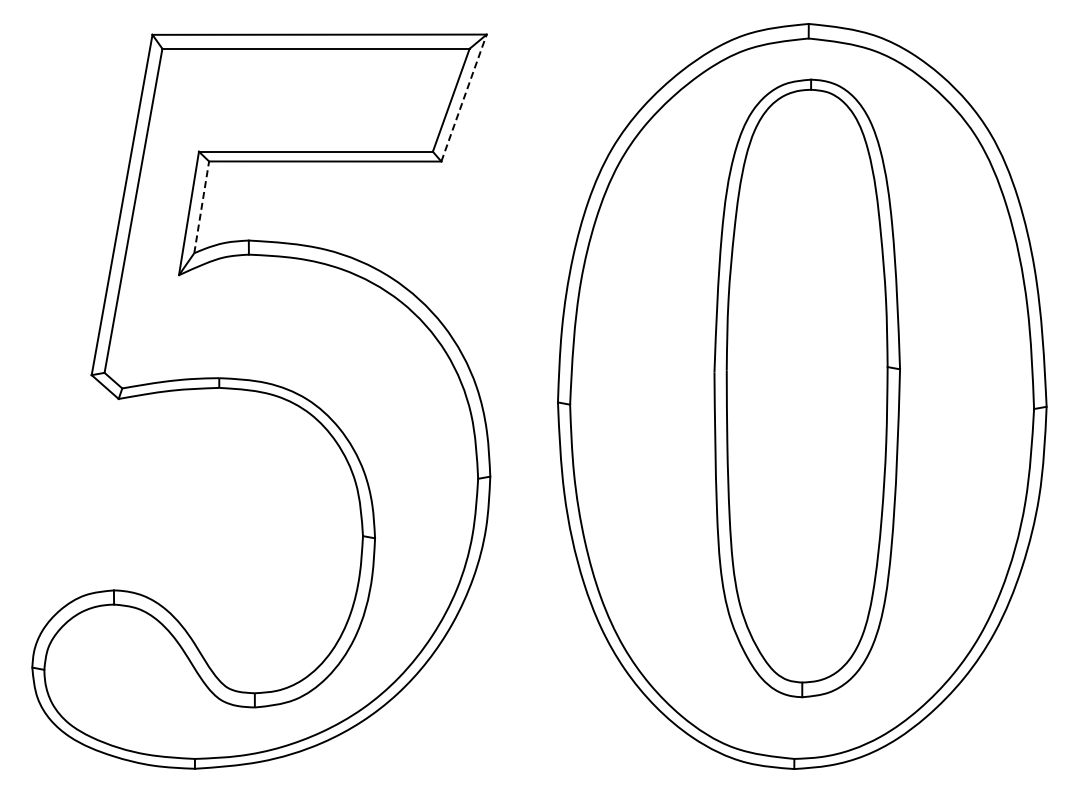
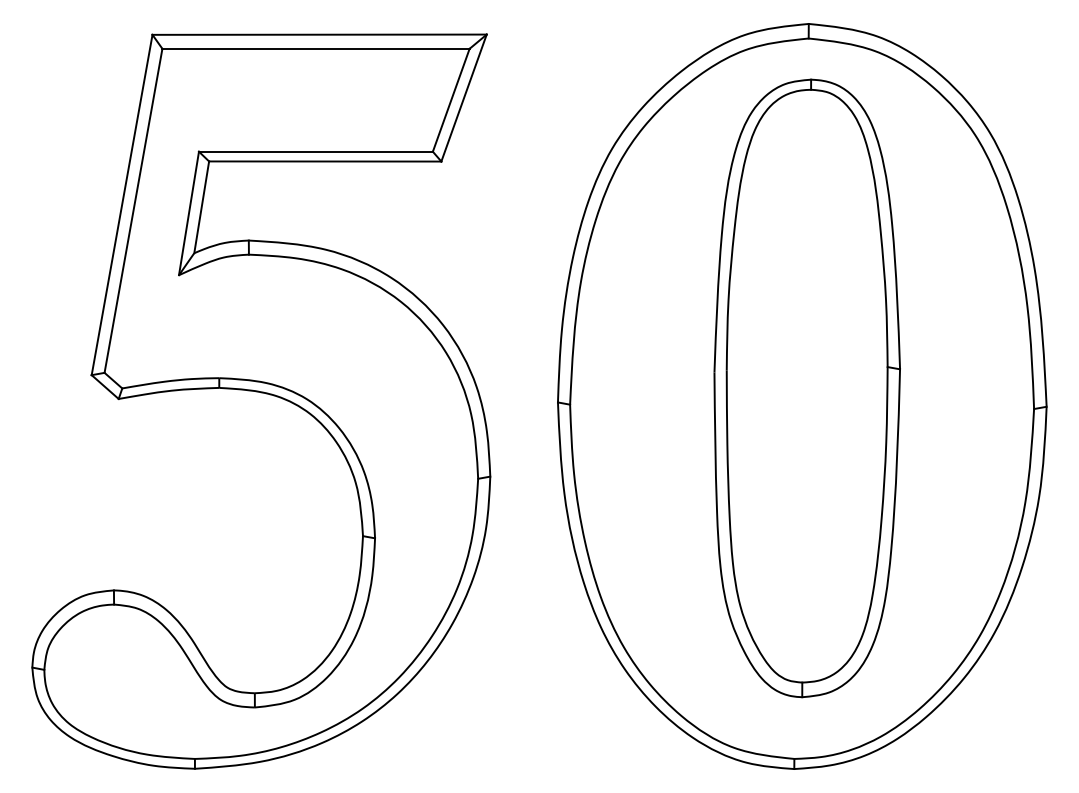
line: dashed -> solid (464, 97)
line: dashed -> solid (201, 206)
